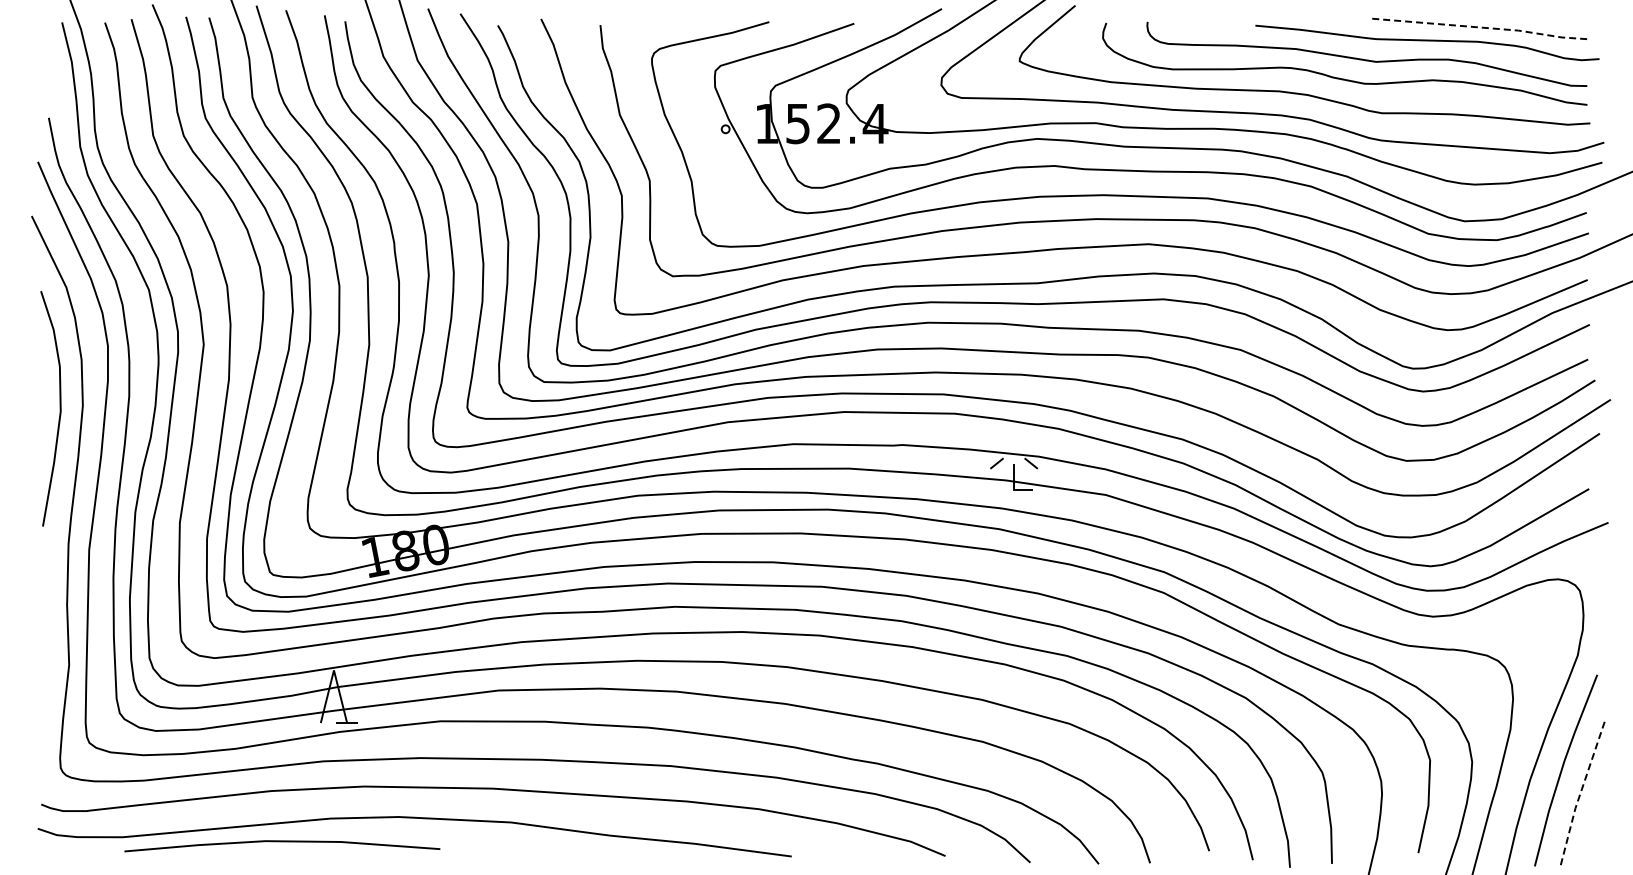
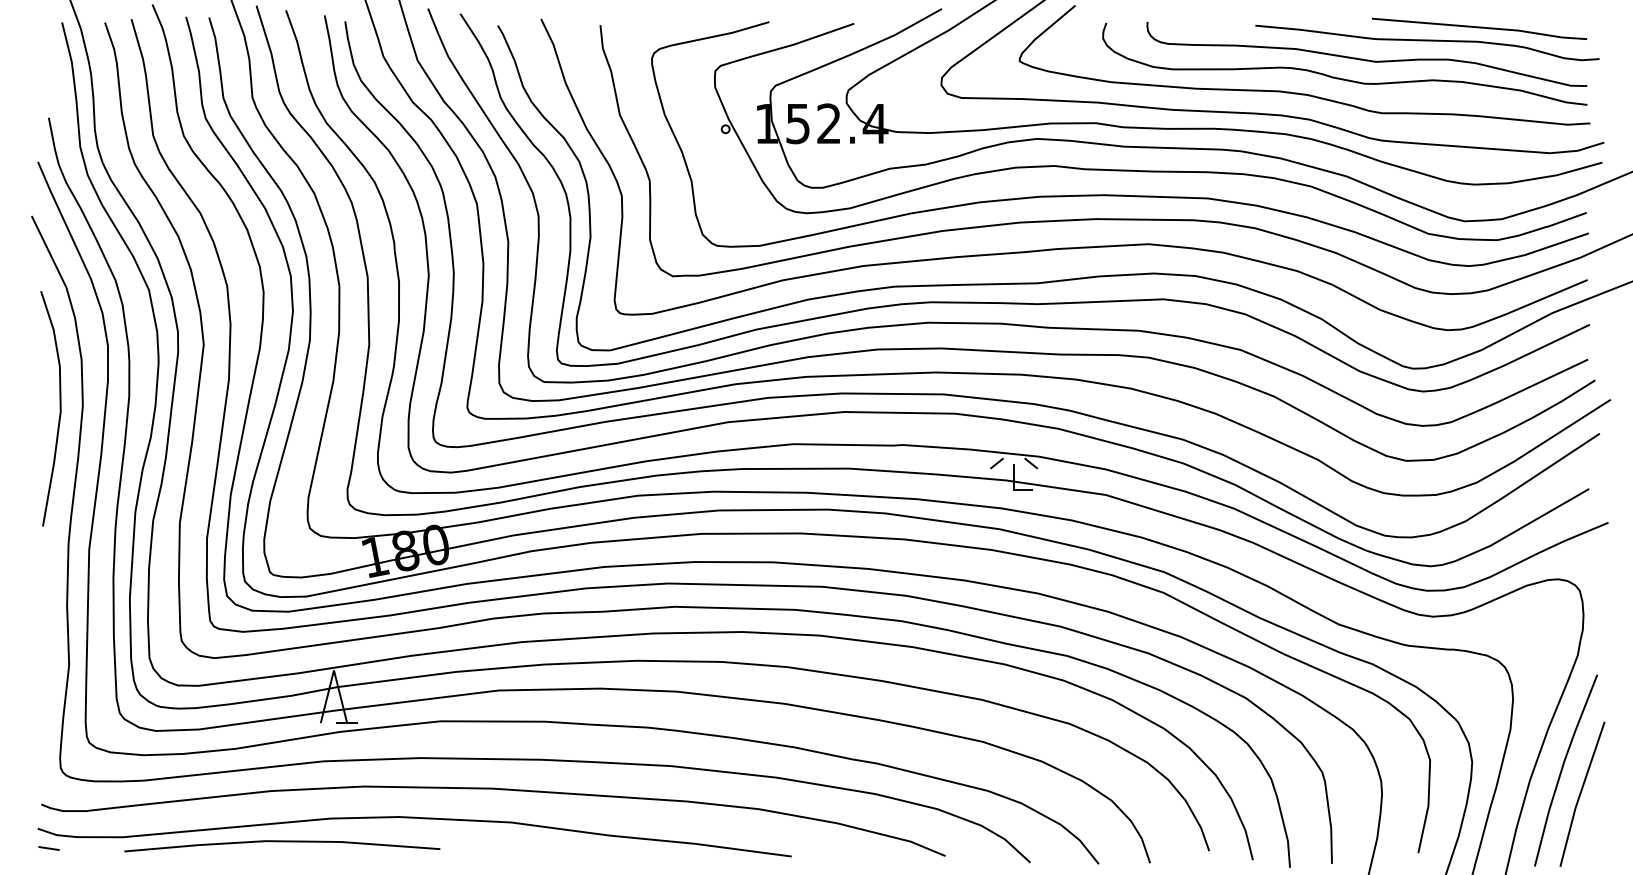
line: dashed -> solid (1481, 27)
line: dashed -> solid (1580, 794)
line: none -> present (48, 848)
